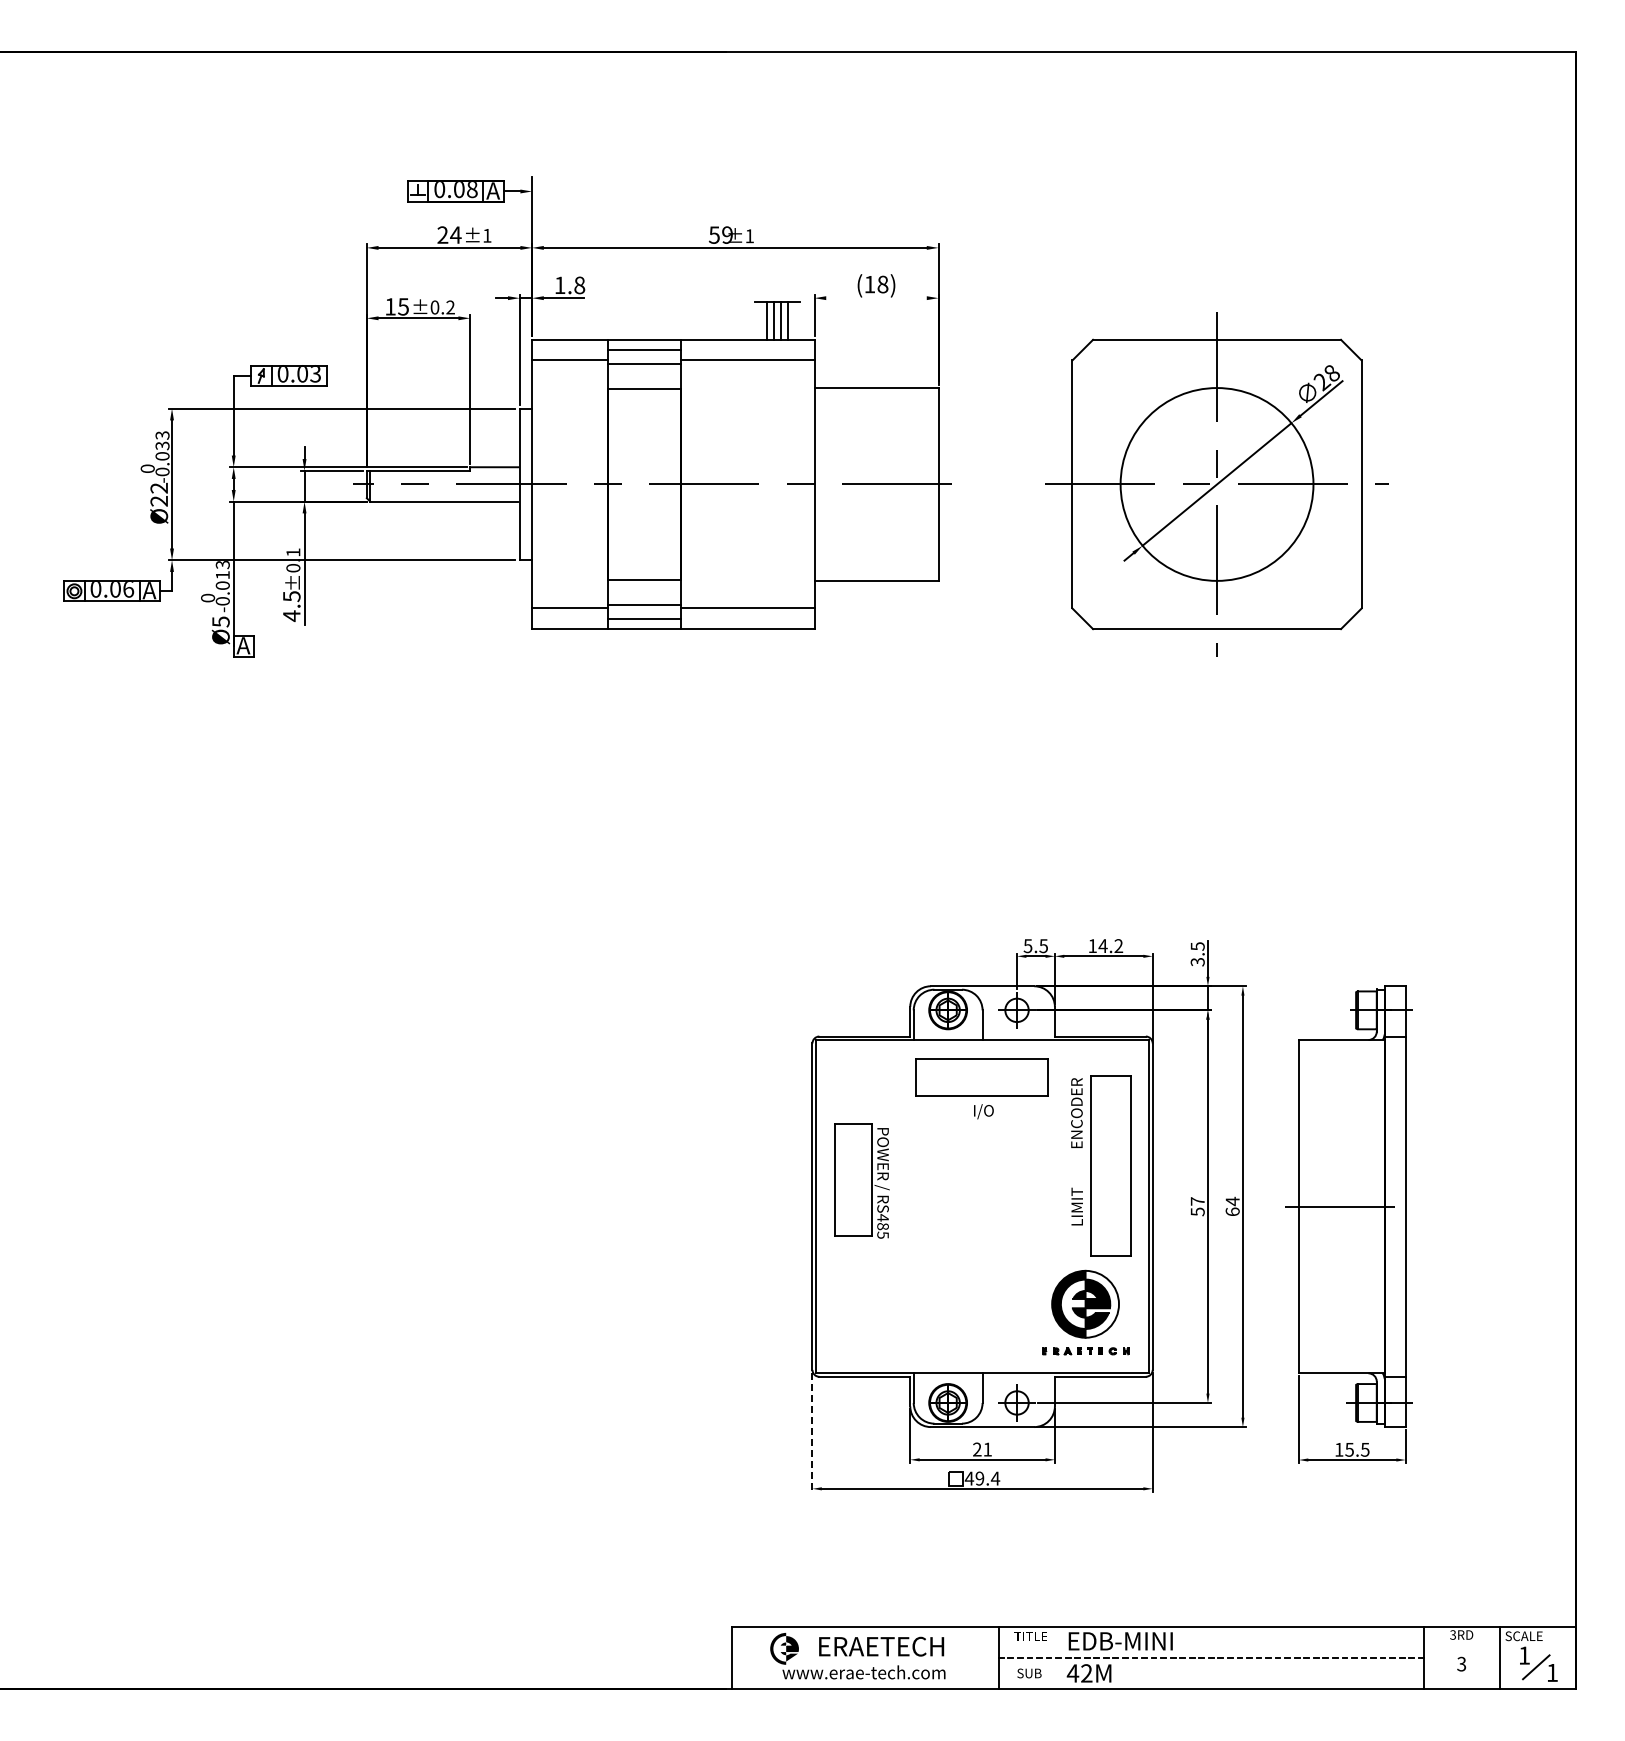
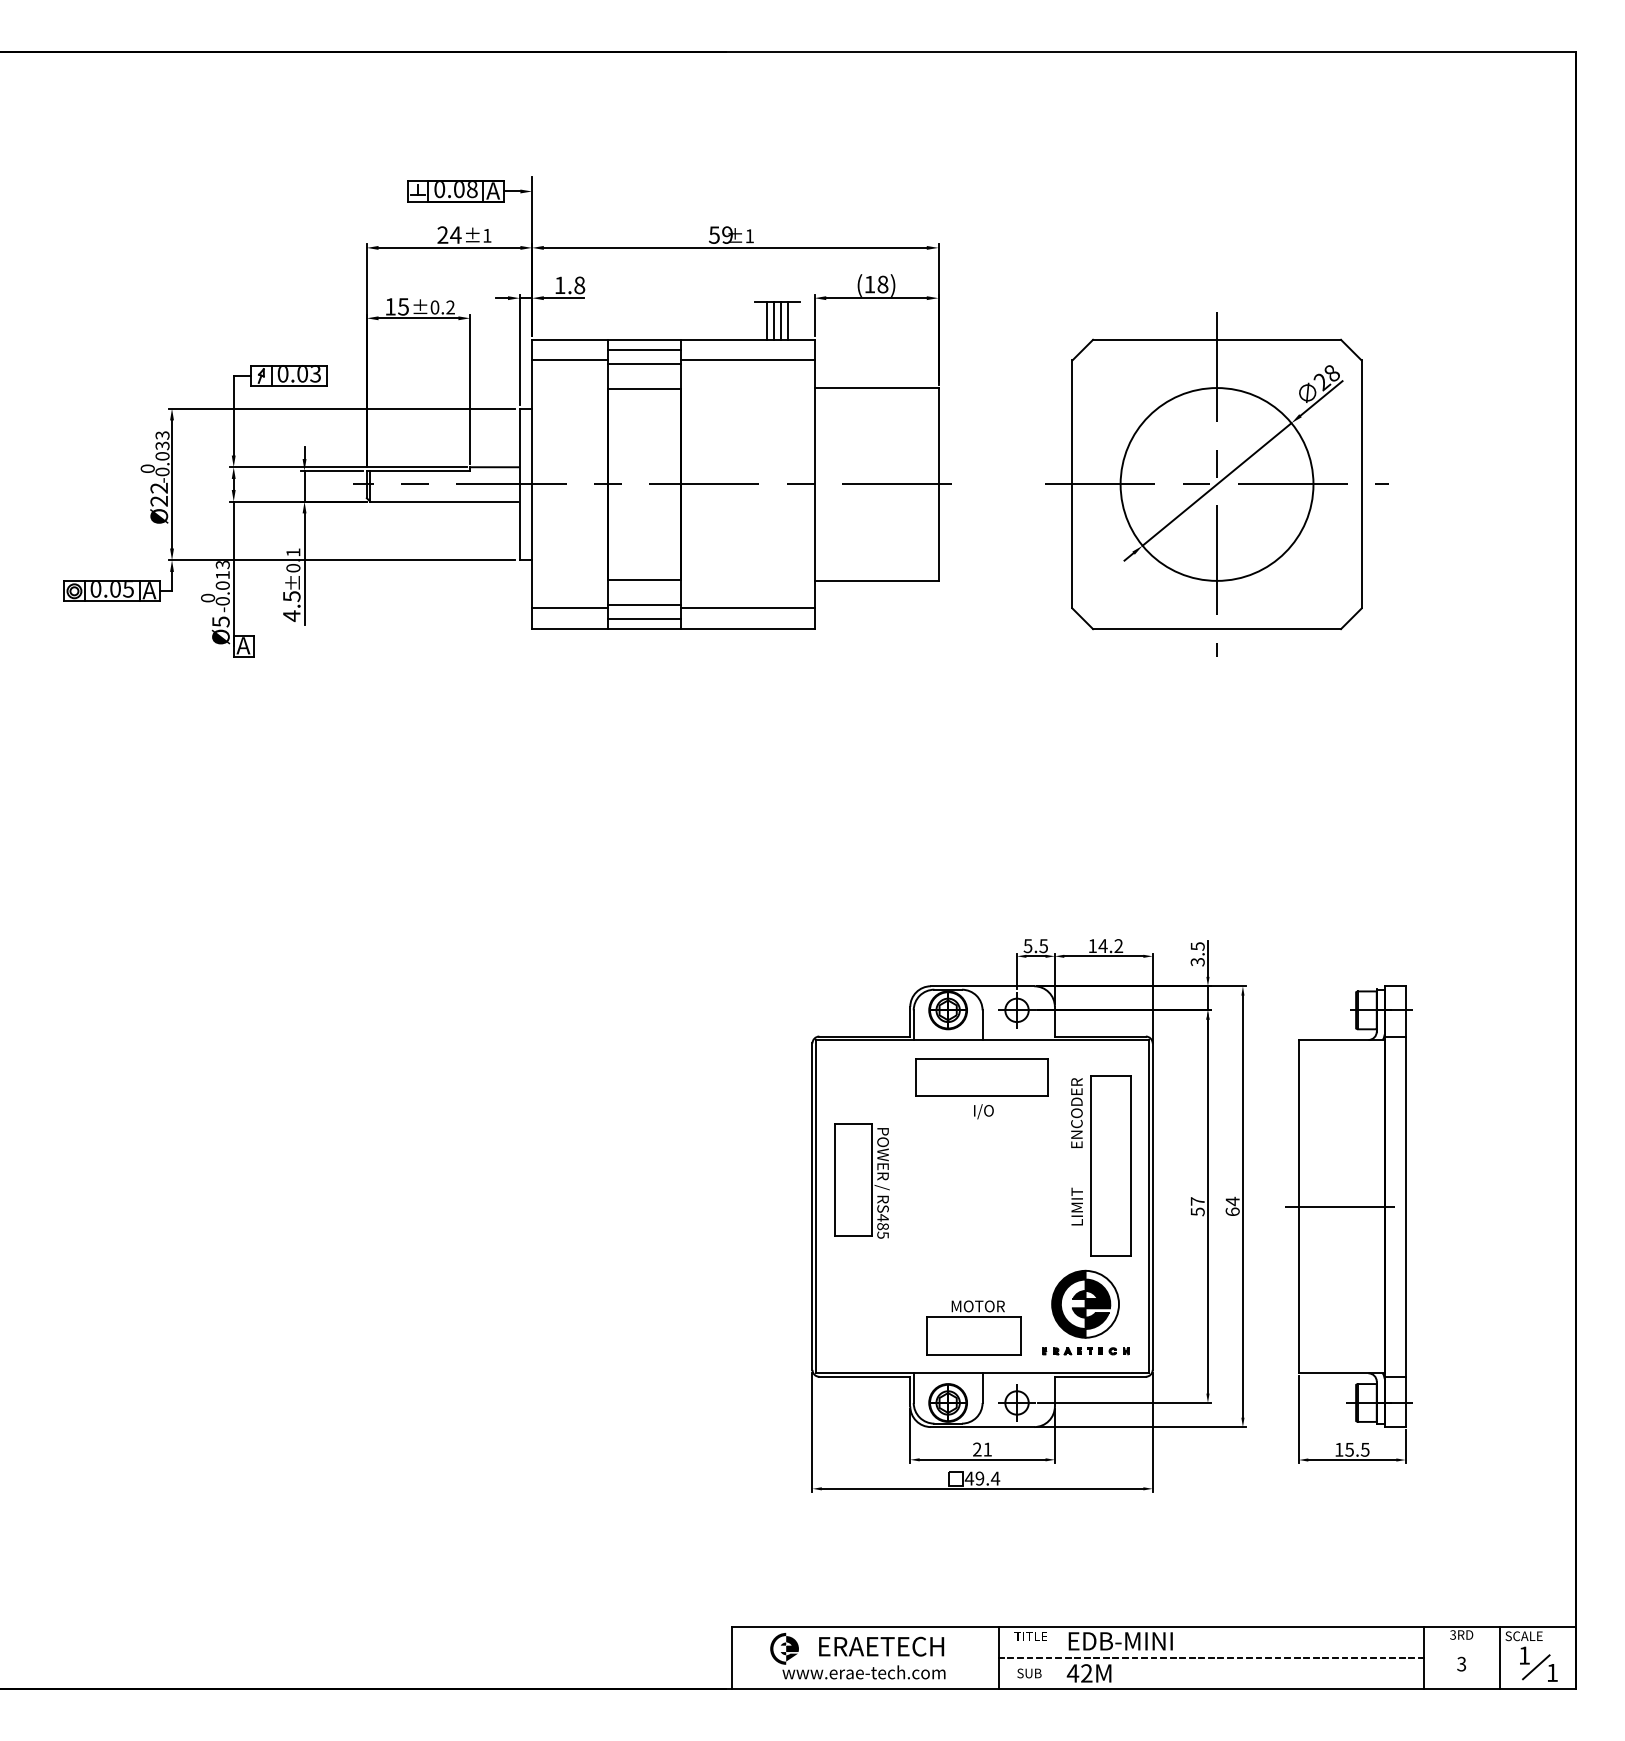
line: none -> present (876, 298)
text: 0.06 -> 0.05 (128, 589)
part: none -> present (973, 1327)
line: dashed -> solid (812, 1432)
